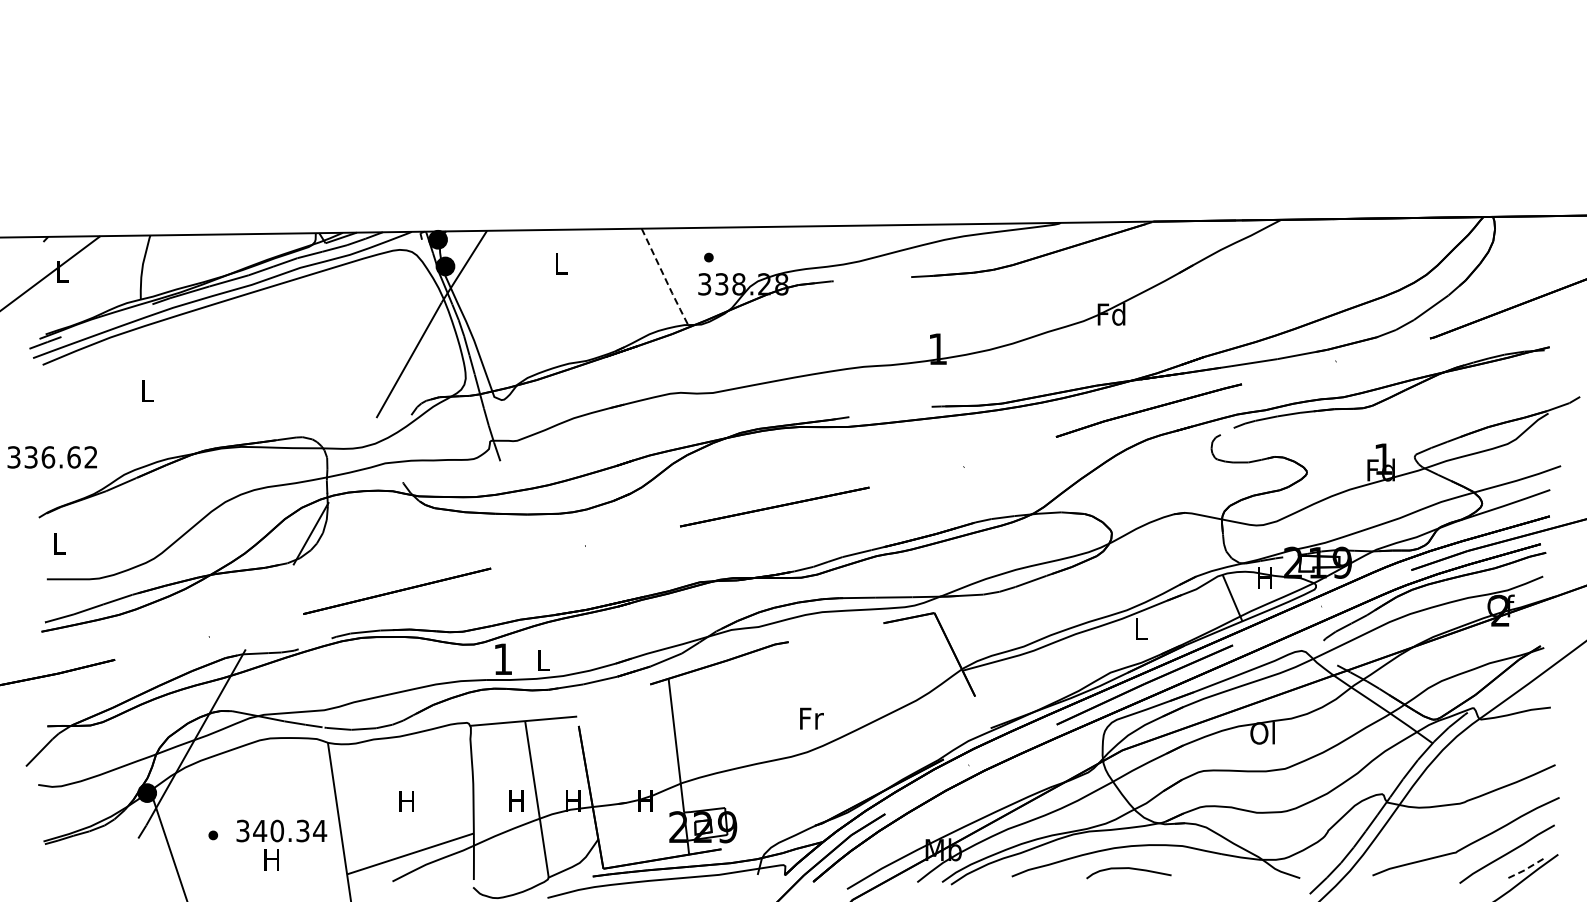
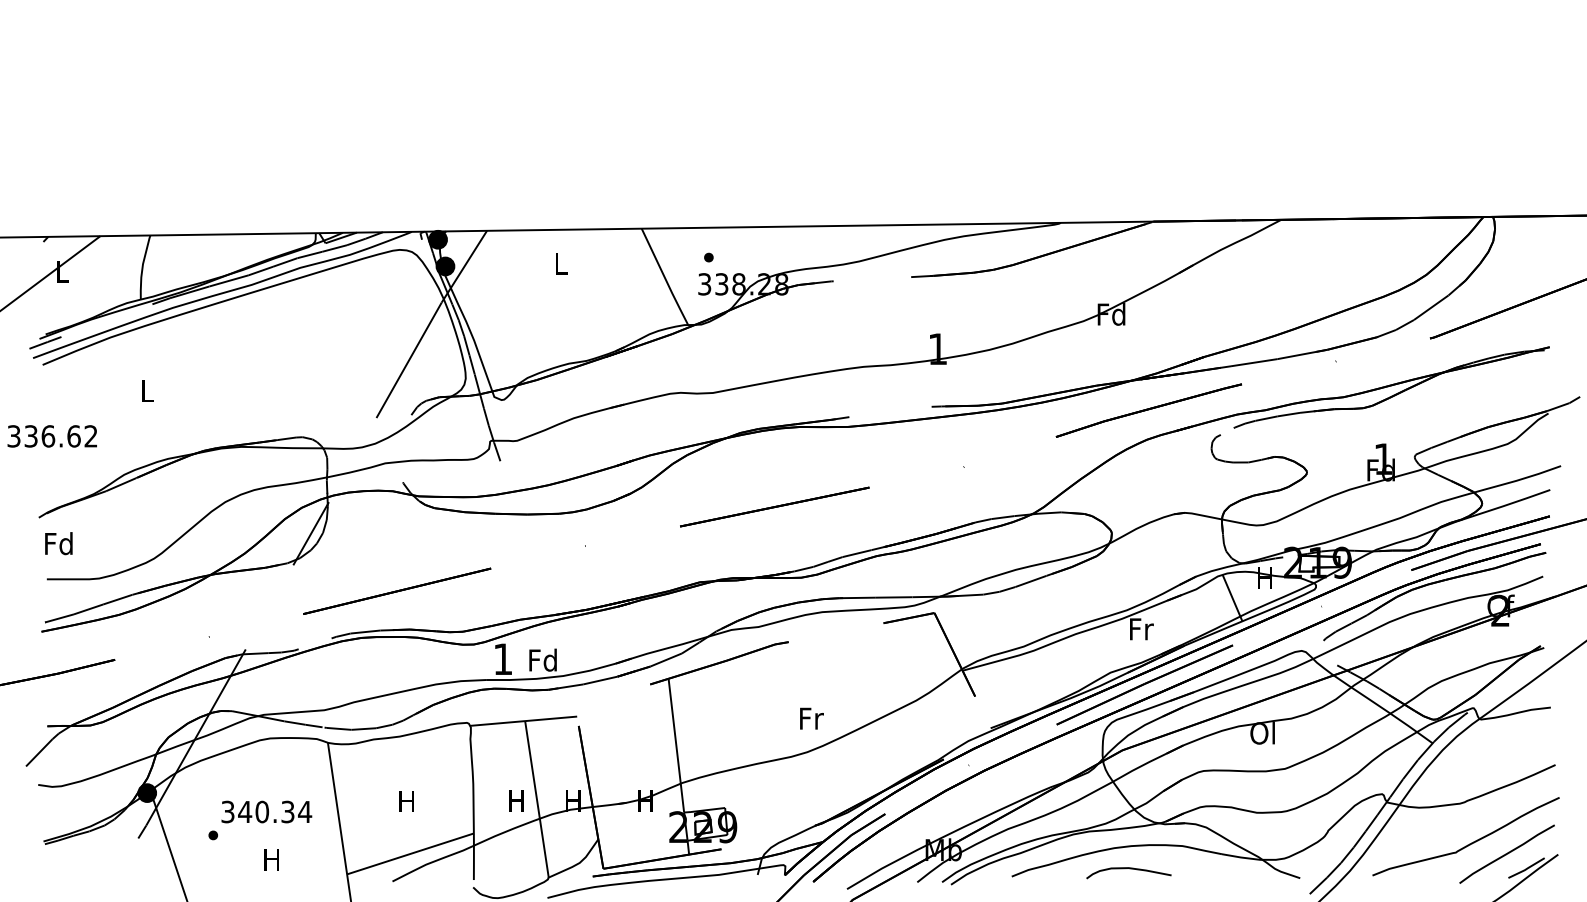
line: dashed -> solid (665, 278)
text position: (51, 457) -> (51, 436) (51, 436)
text: L -> Fd (58, 543)
text: L -> Fr (1141, 629)
text: L -> Fd (542, 659)
text position: (281, 830) -> (266, 811) (266, 811)
line: dashed -> solid (1527, 868)
